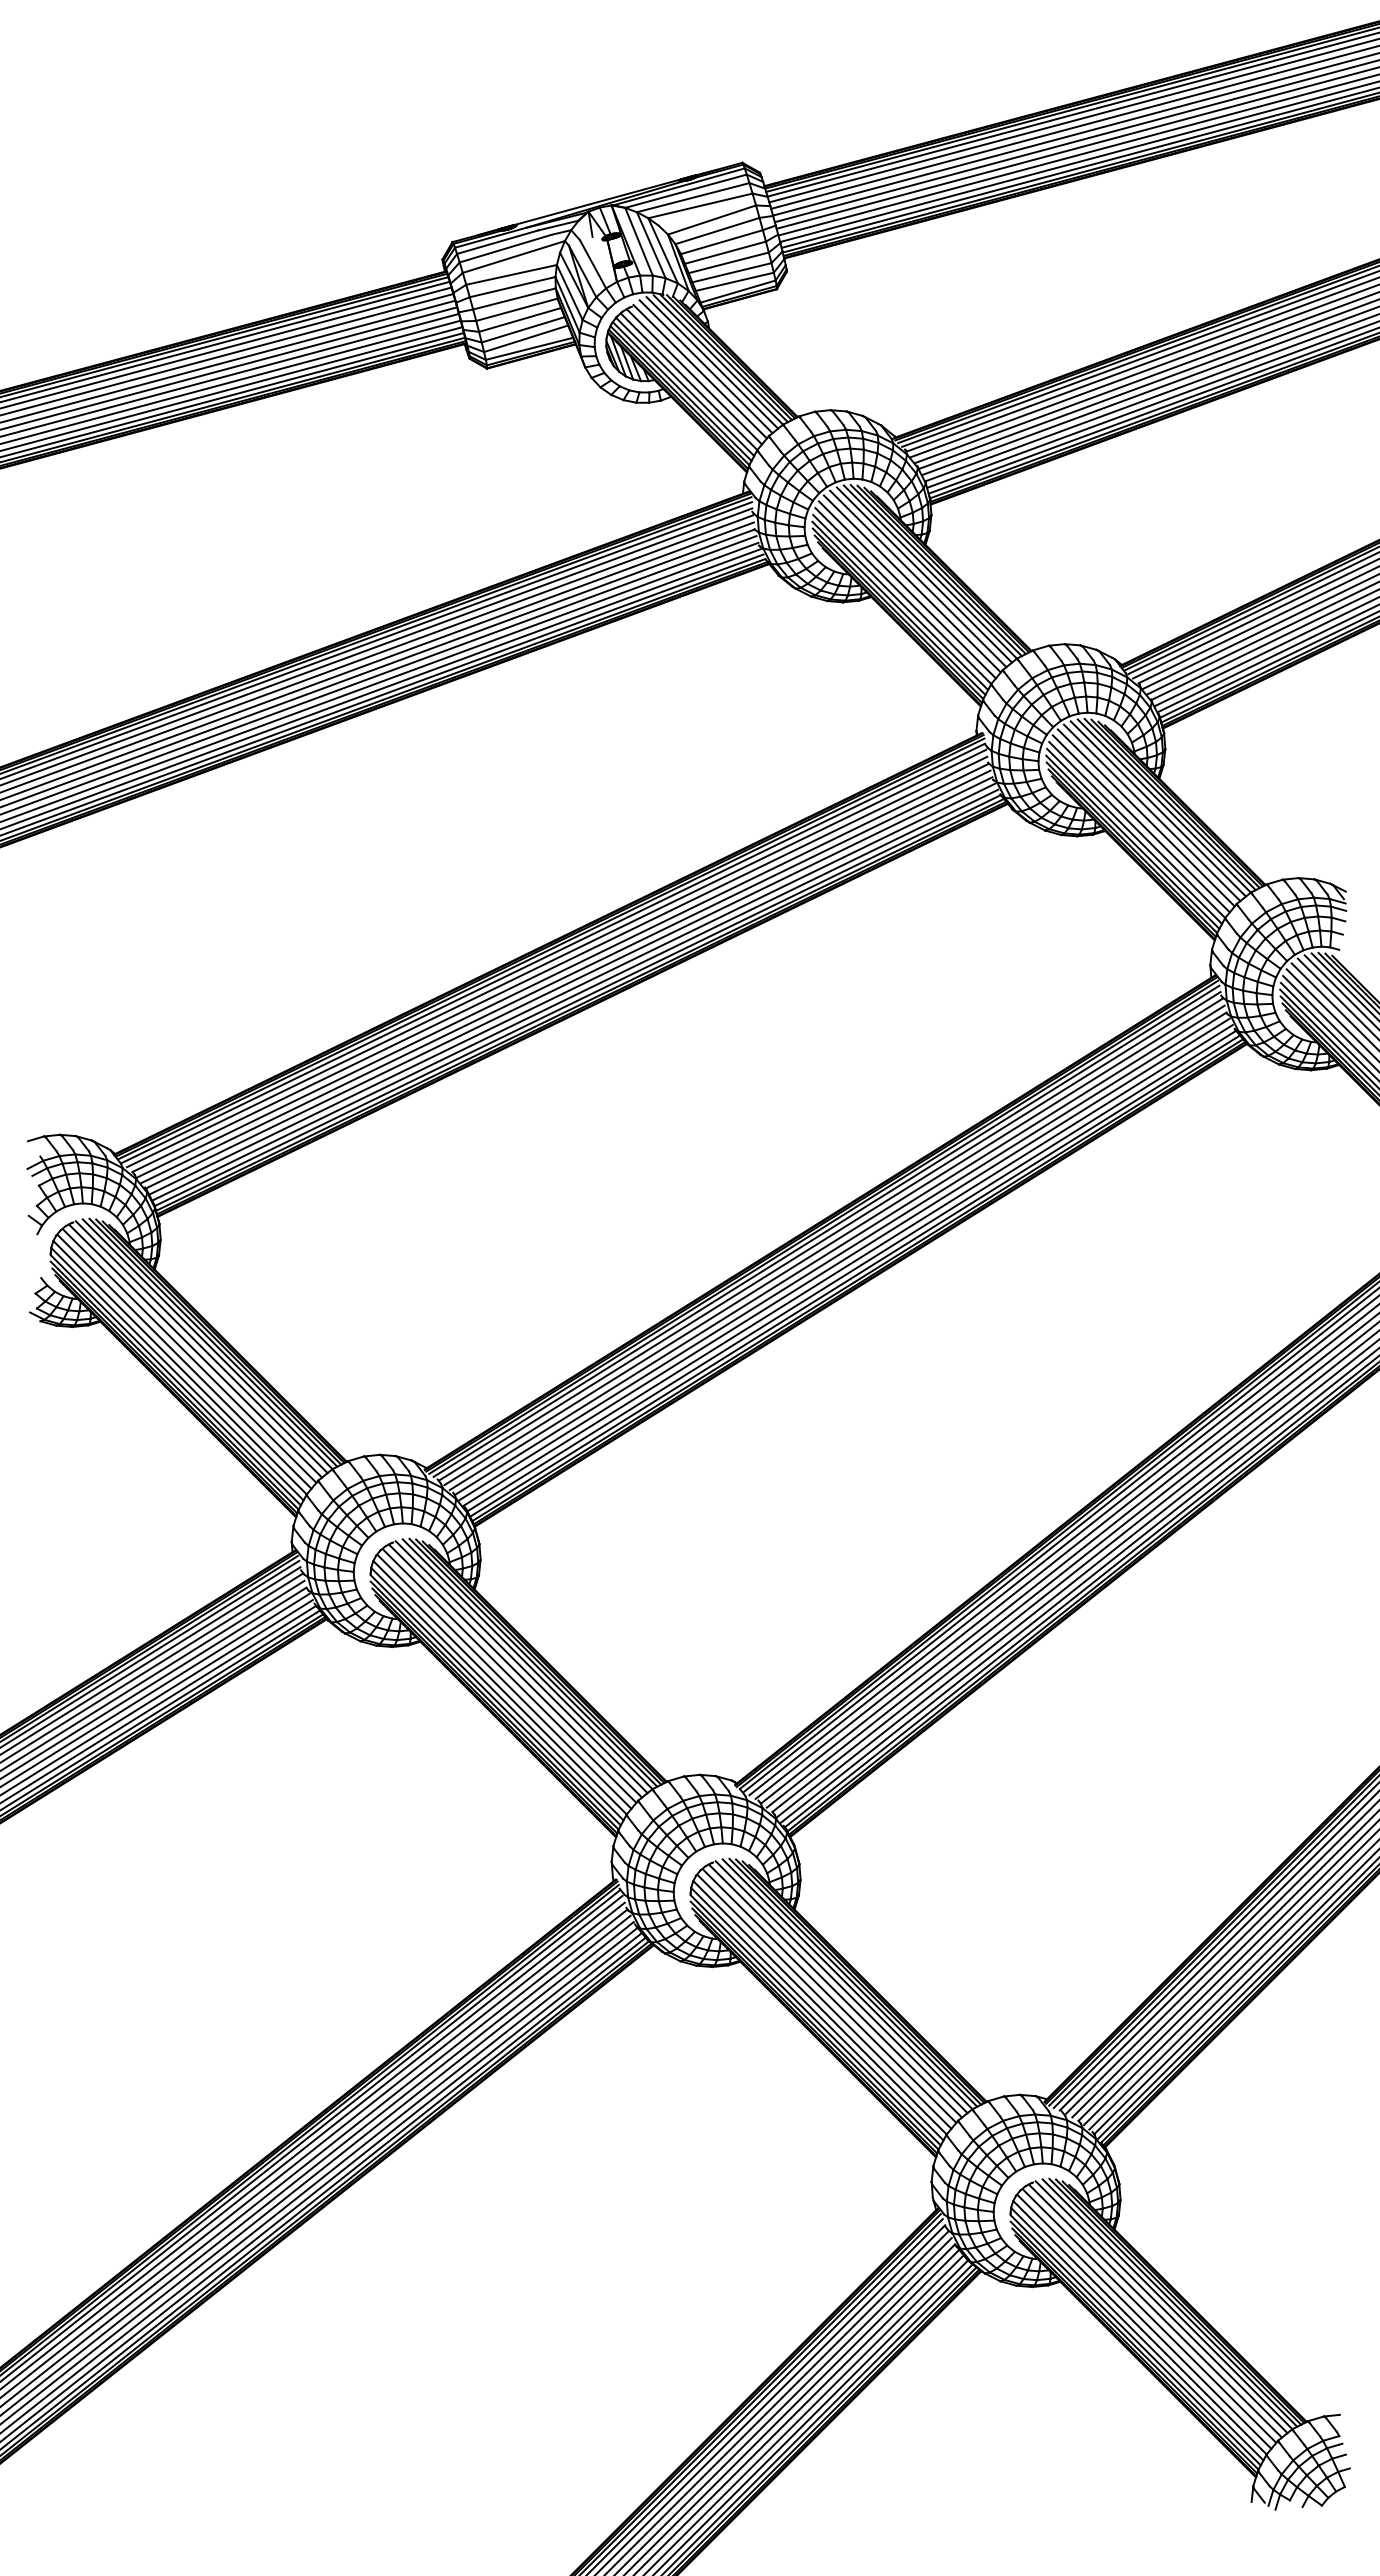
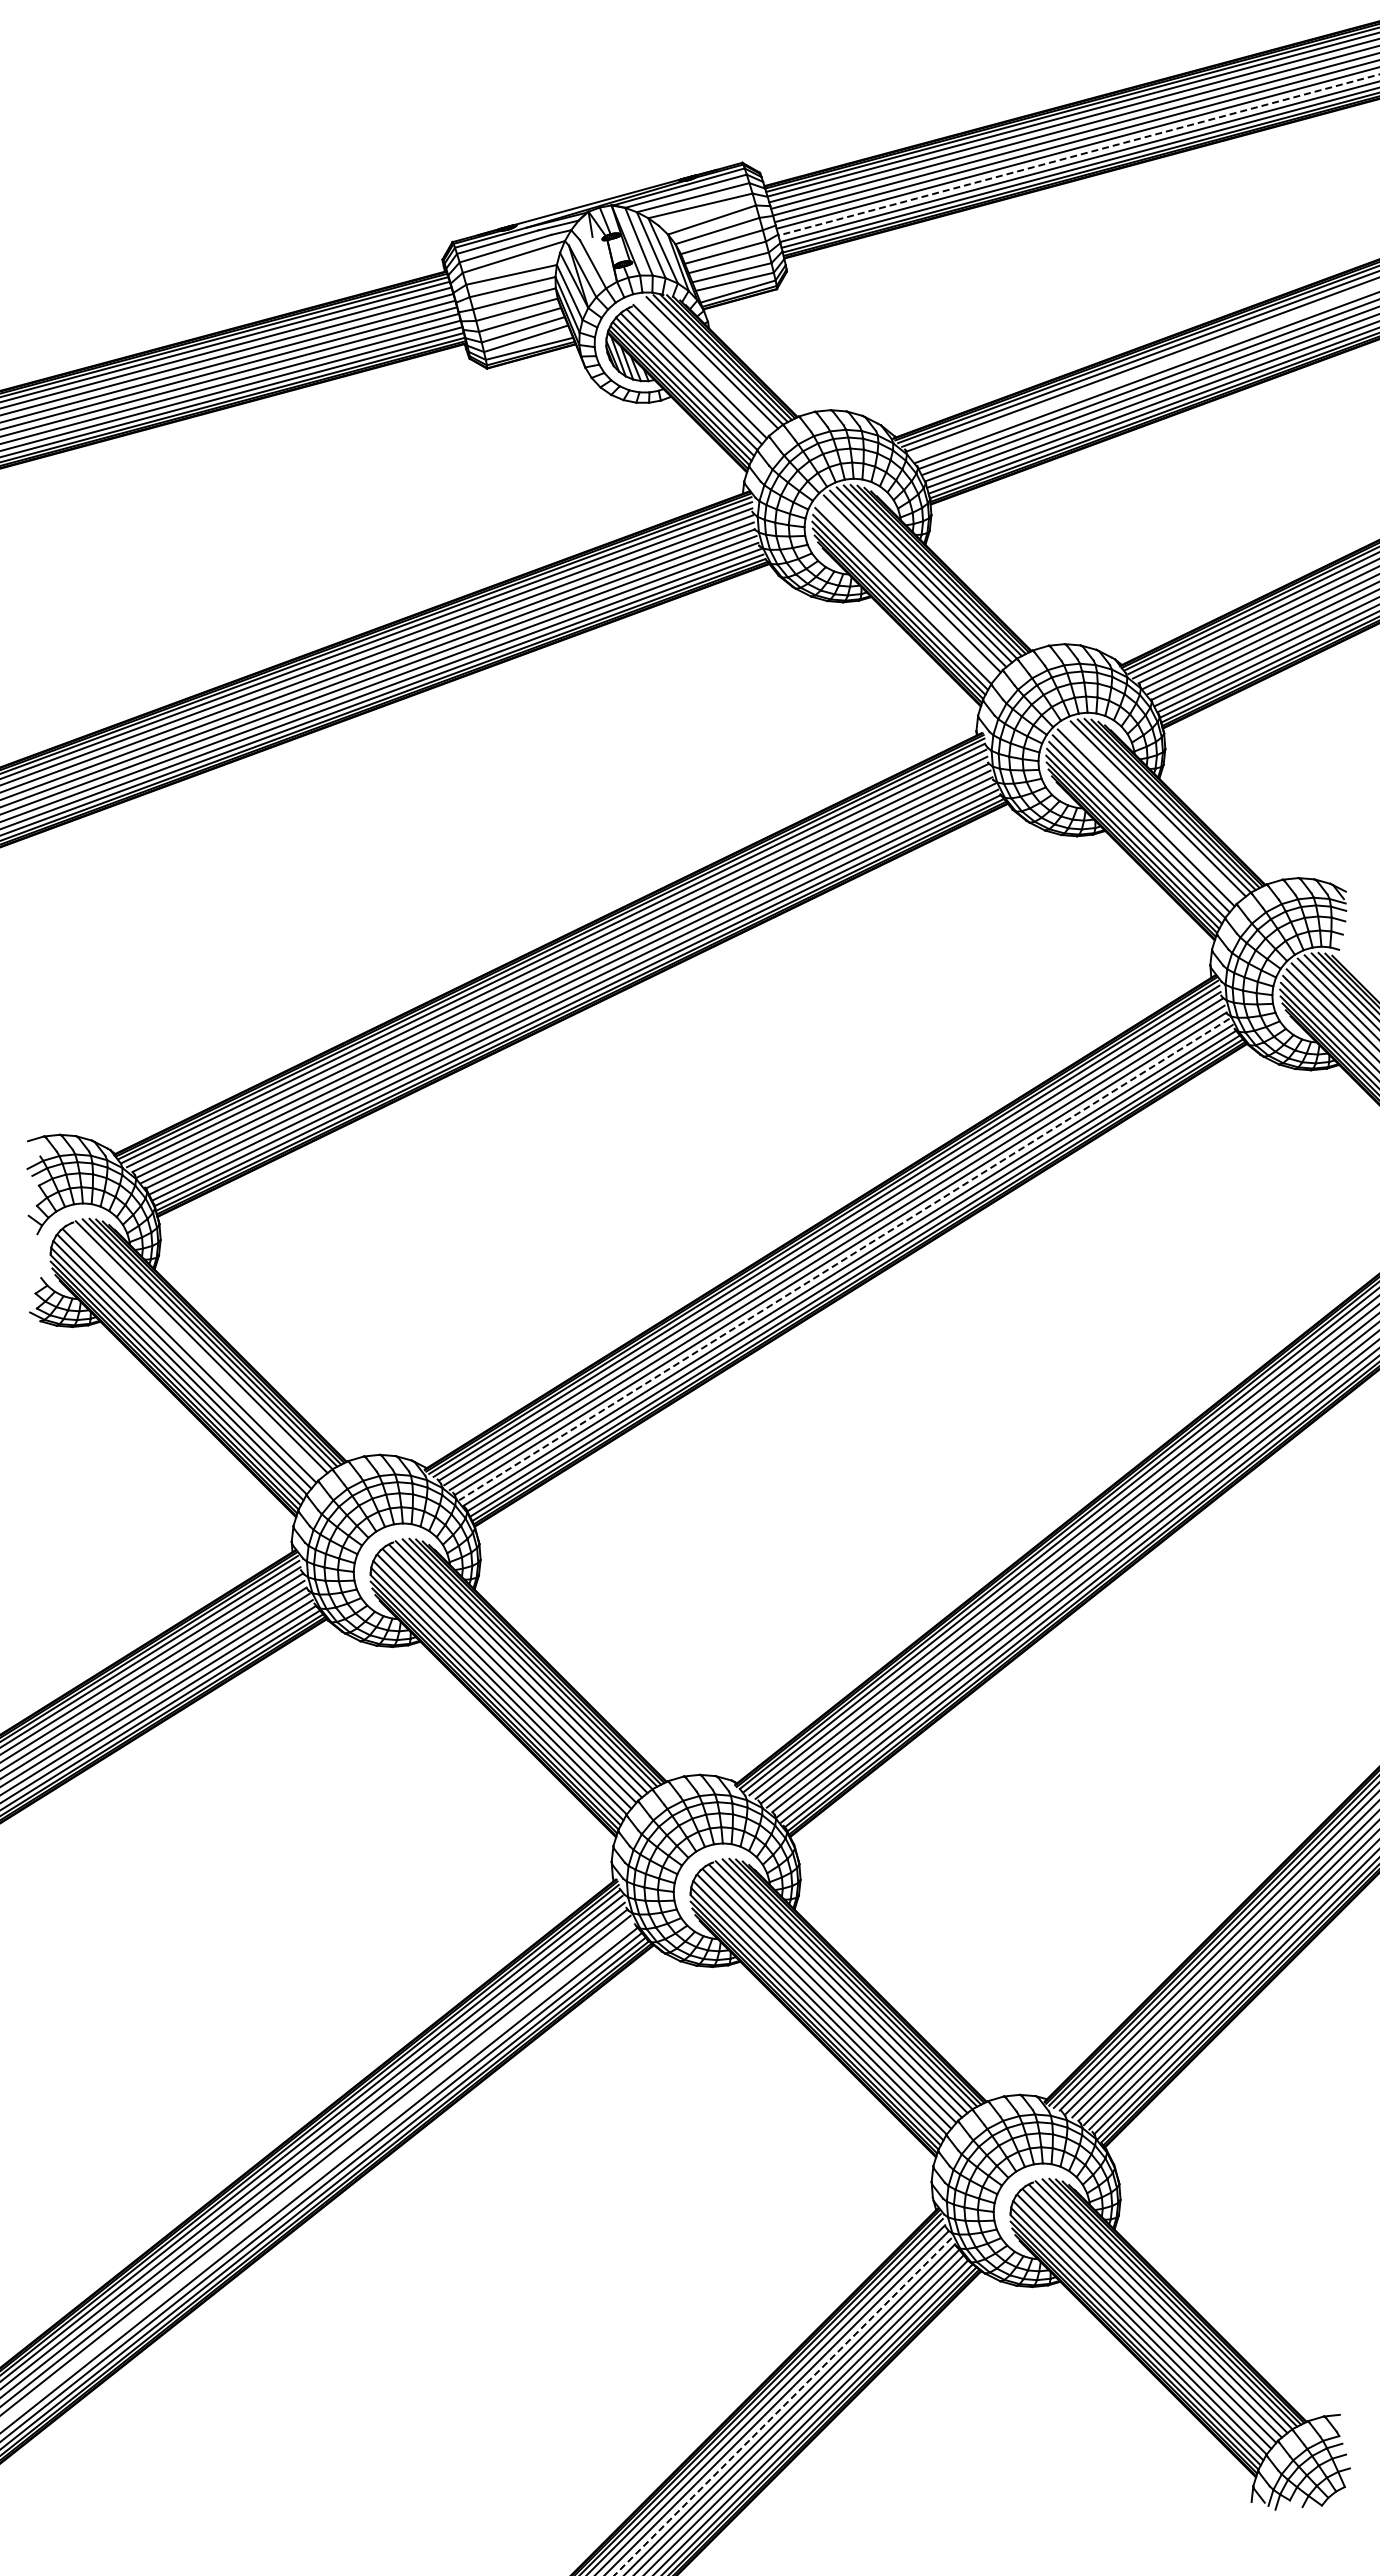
line: solid -> dashed (1078, 155)
line: present -> none (705, 366)
line: present -> none (1143, 371)
line: present -> none (906, 589)
line: present -> none (1151, 812)
line: solid -> dashed (844, 1259)
line: present -> none (195, 1350)
line: present -> none (317, 2171)
line: solid -> dashed (782, 2407)
